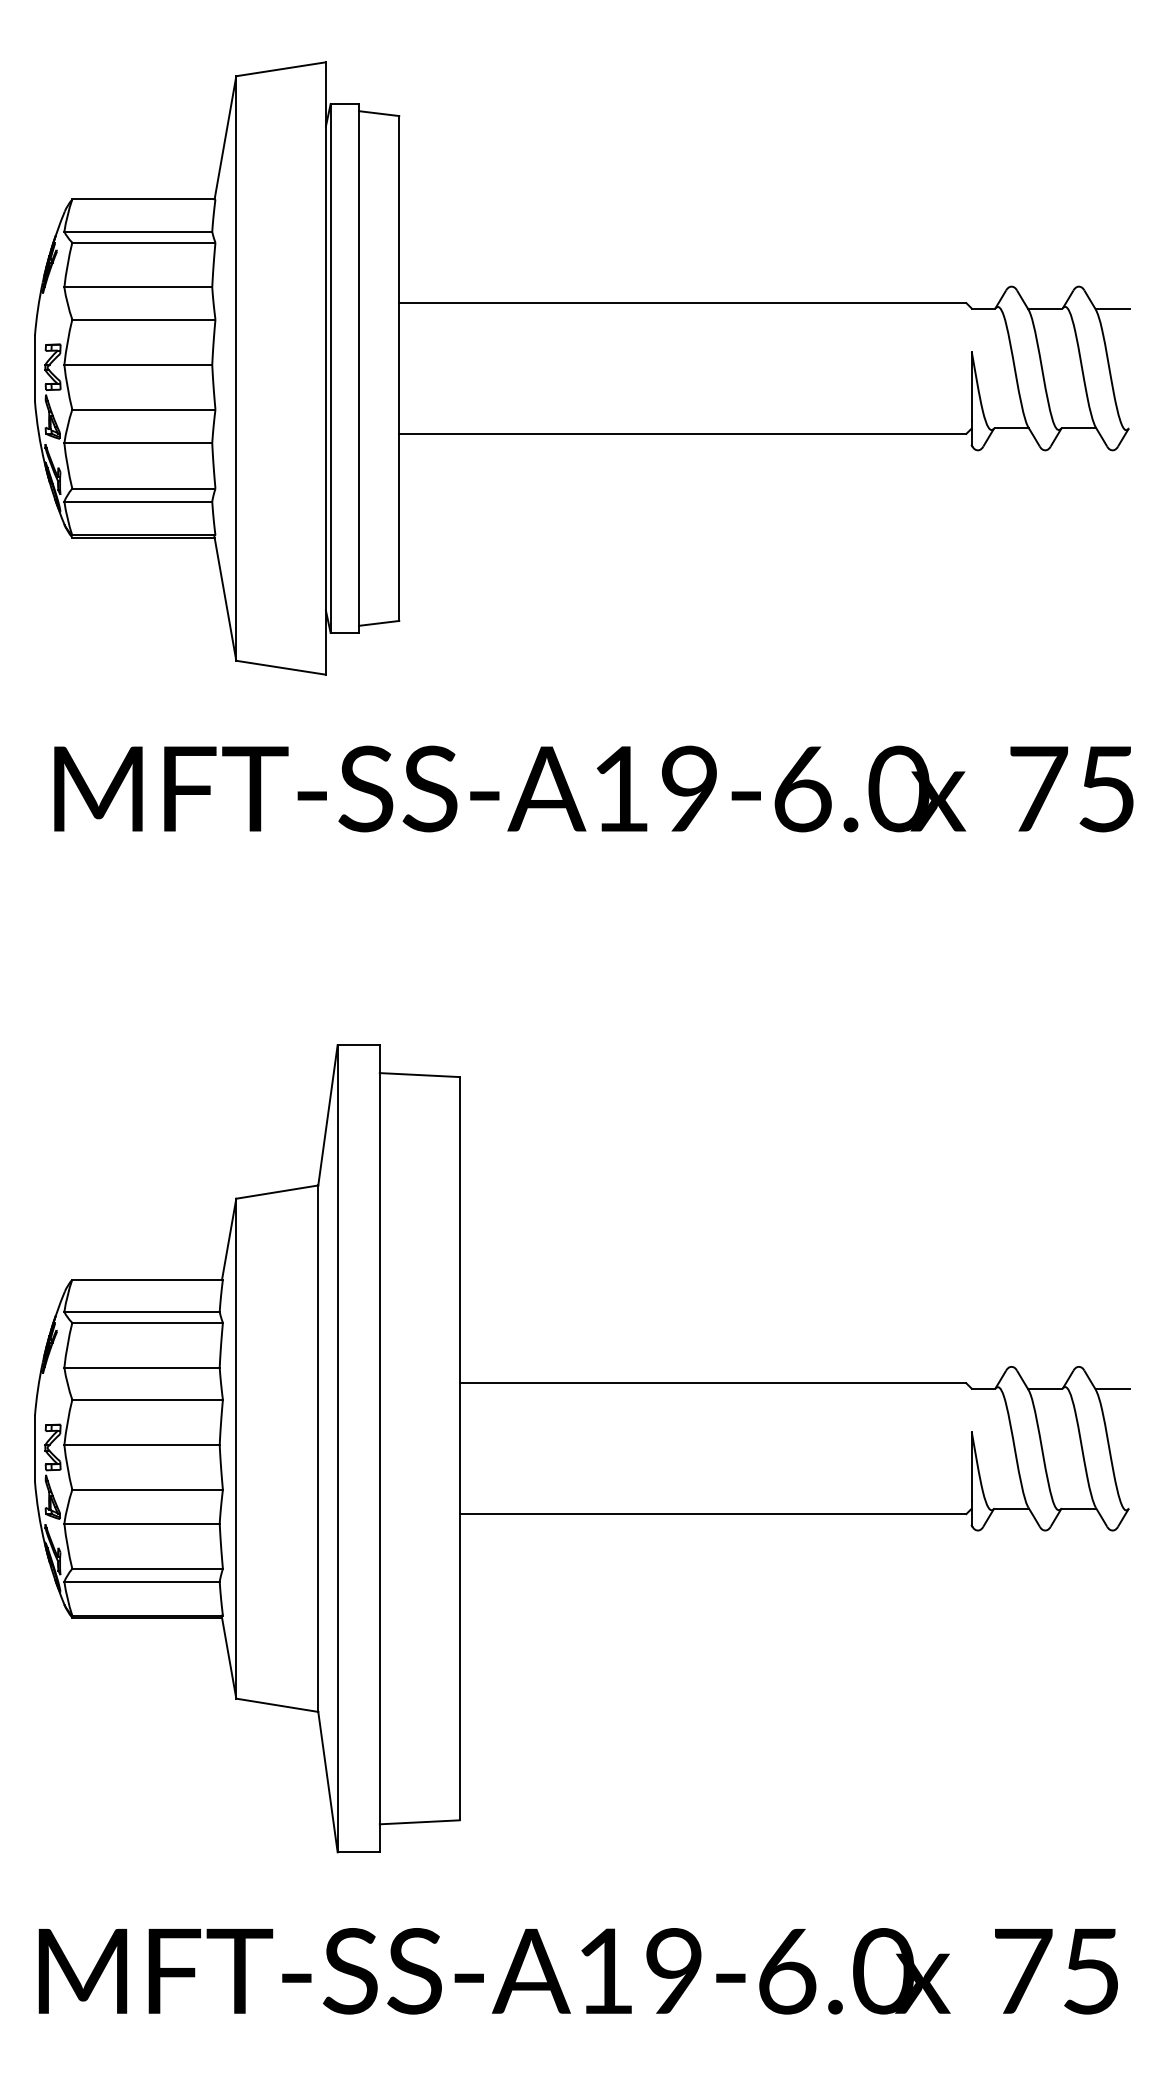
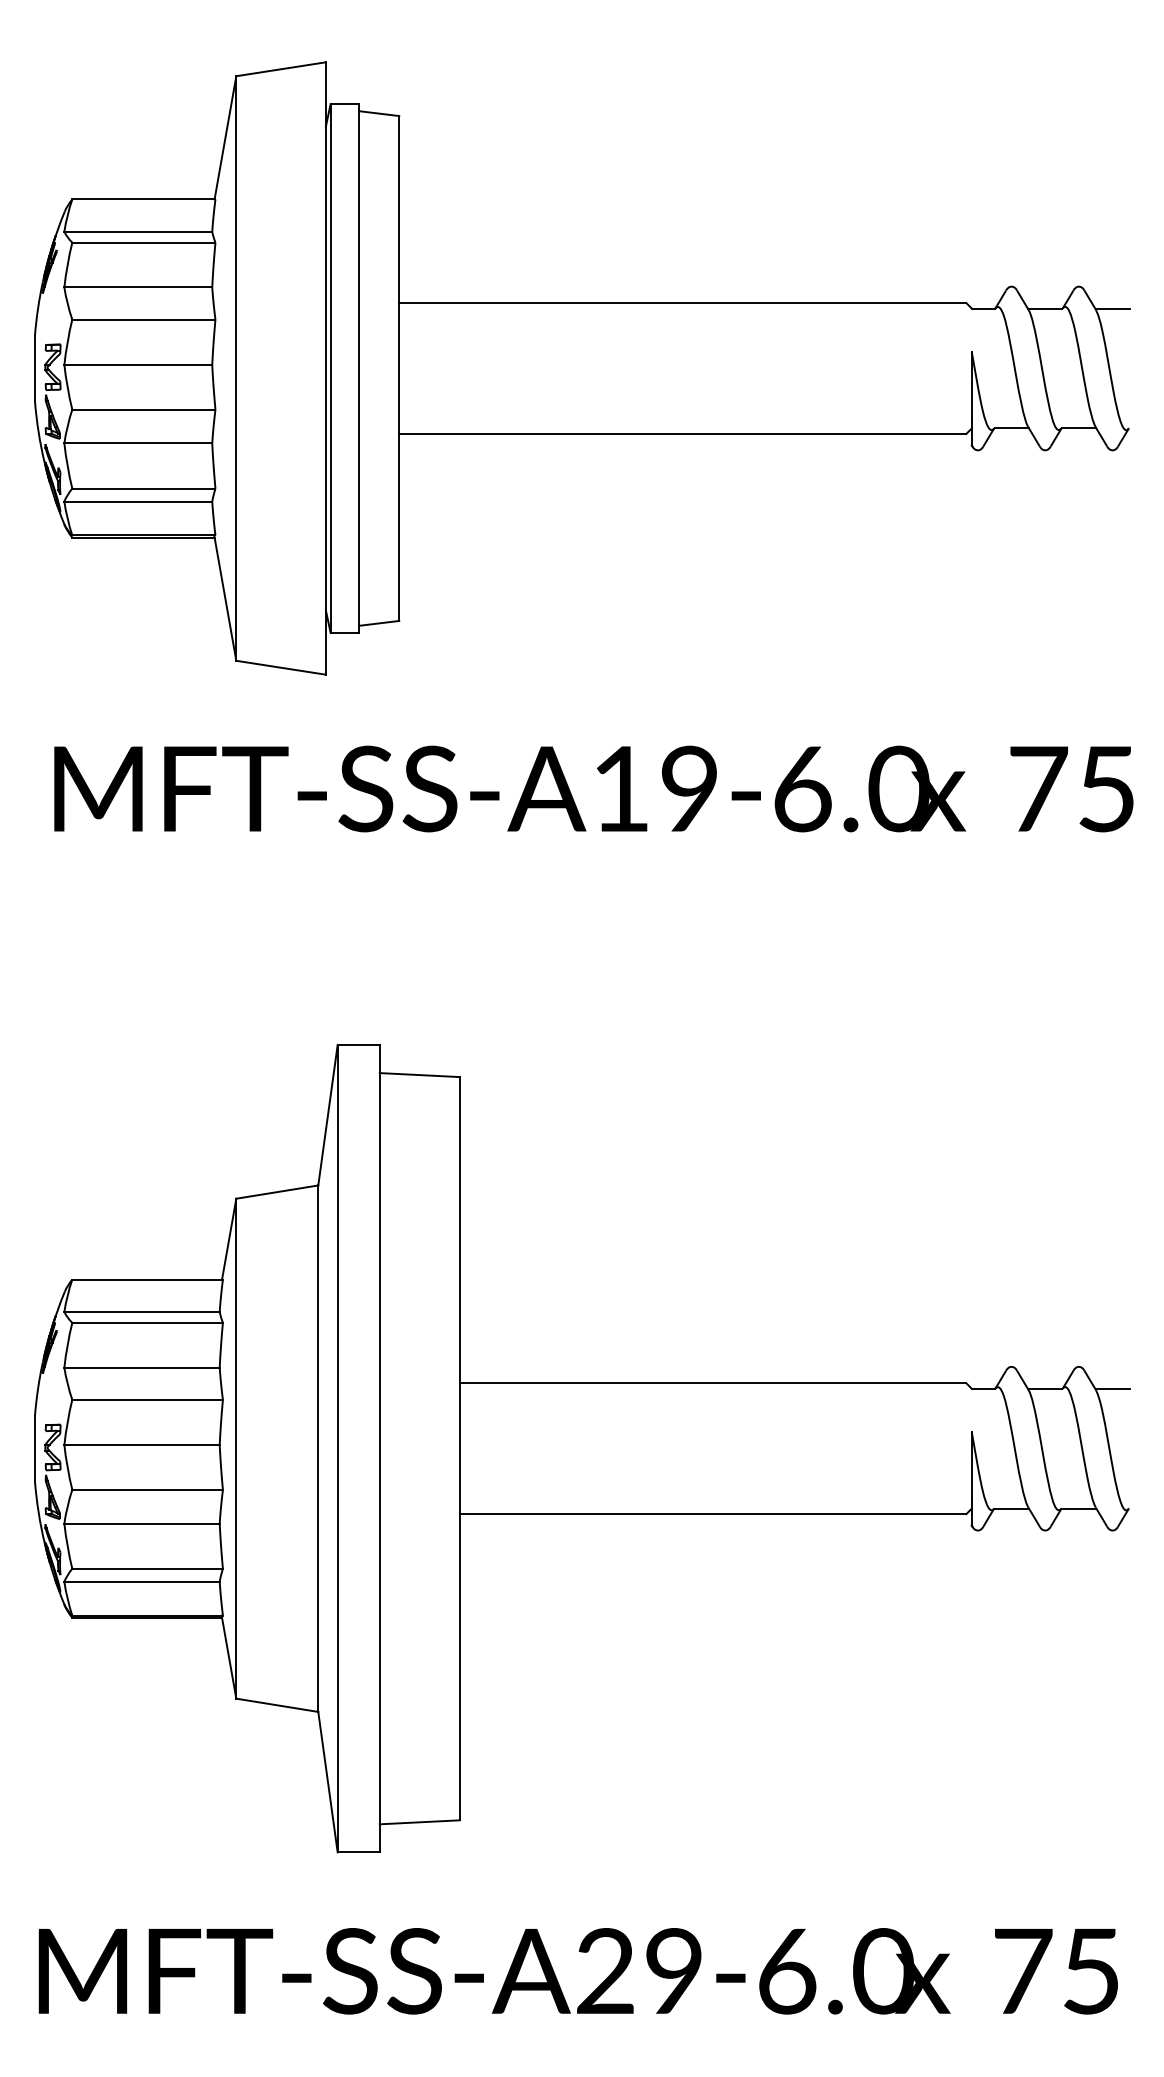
text: MFT-SS-A19-6.0 -> MFT-SS-A29-6.0 (605, 1970)
